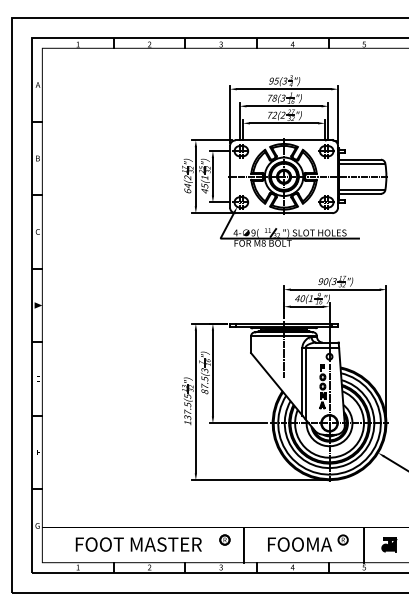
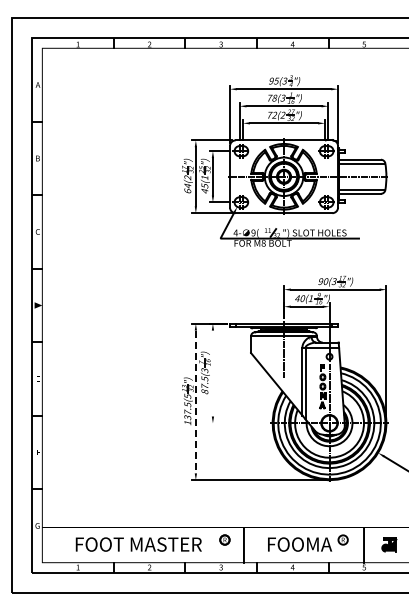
line: present -> none (212, 373)
line: solid -> dashed (195, 402)
line: present -> none (237, 423)
